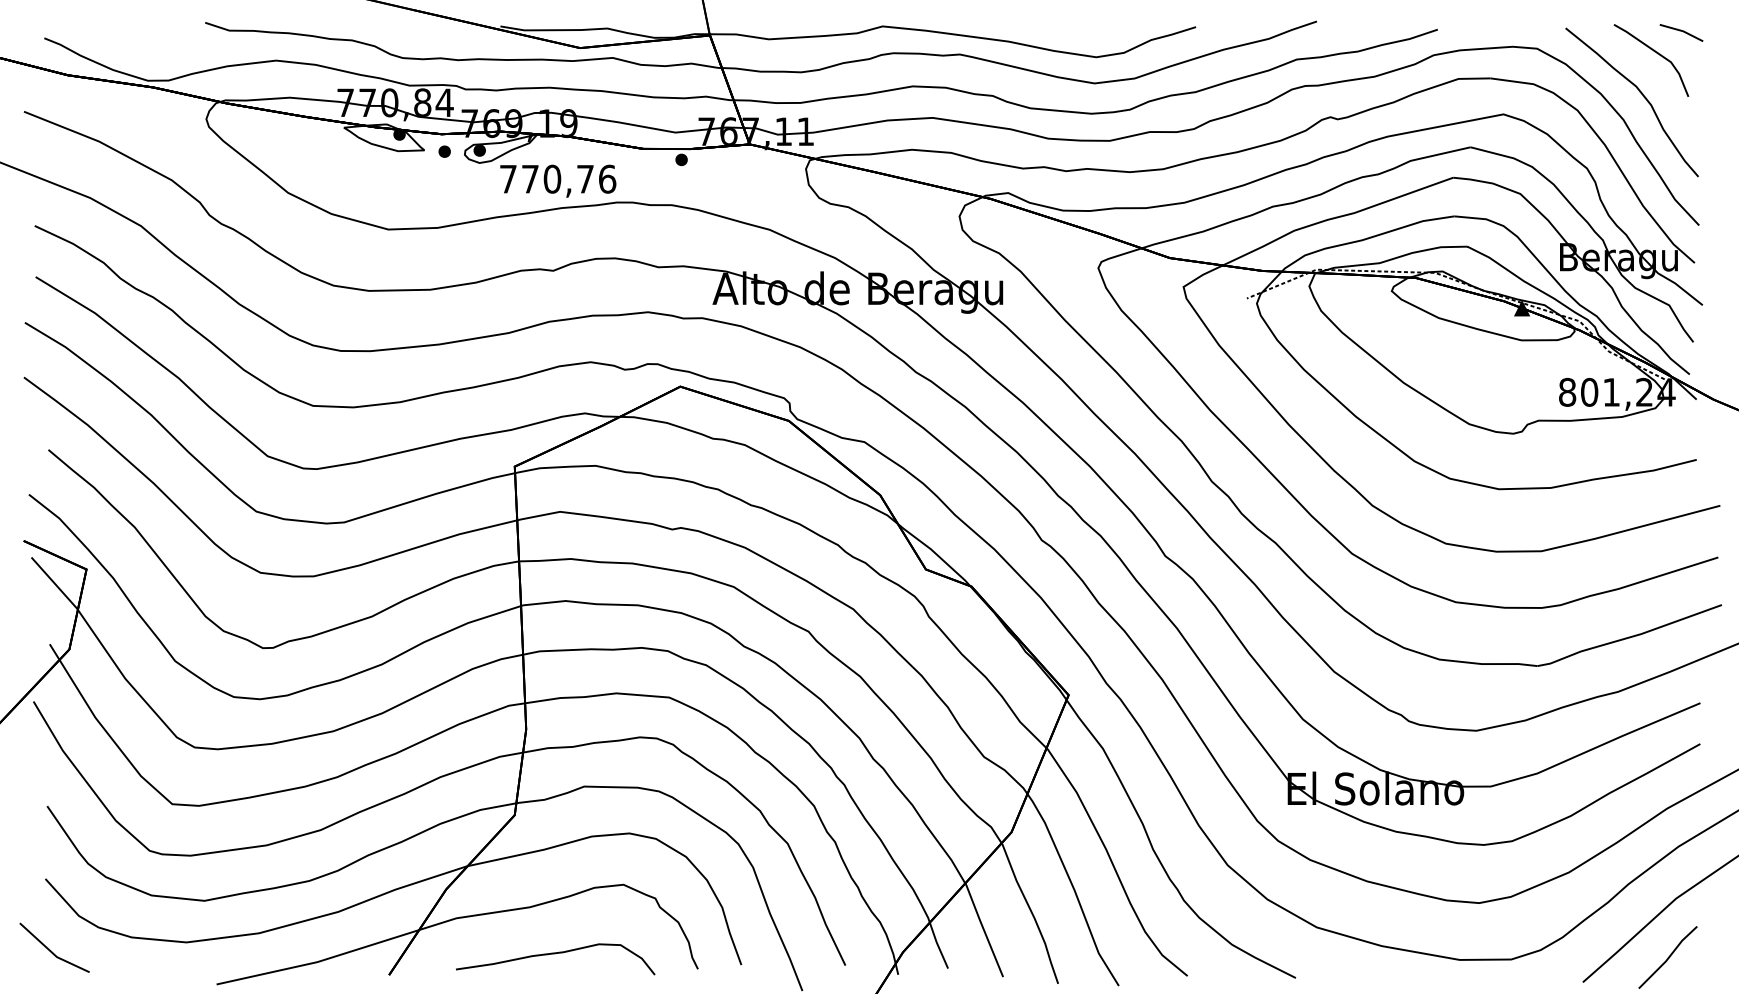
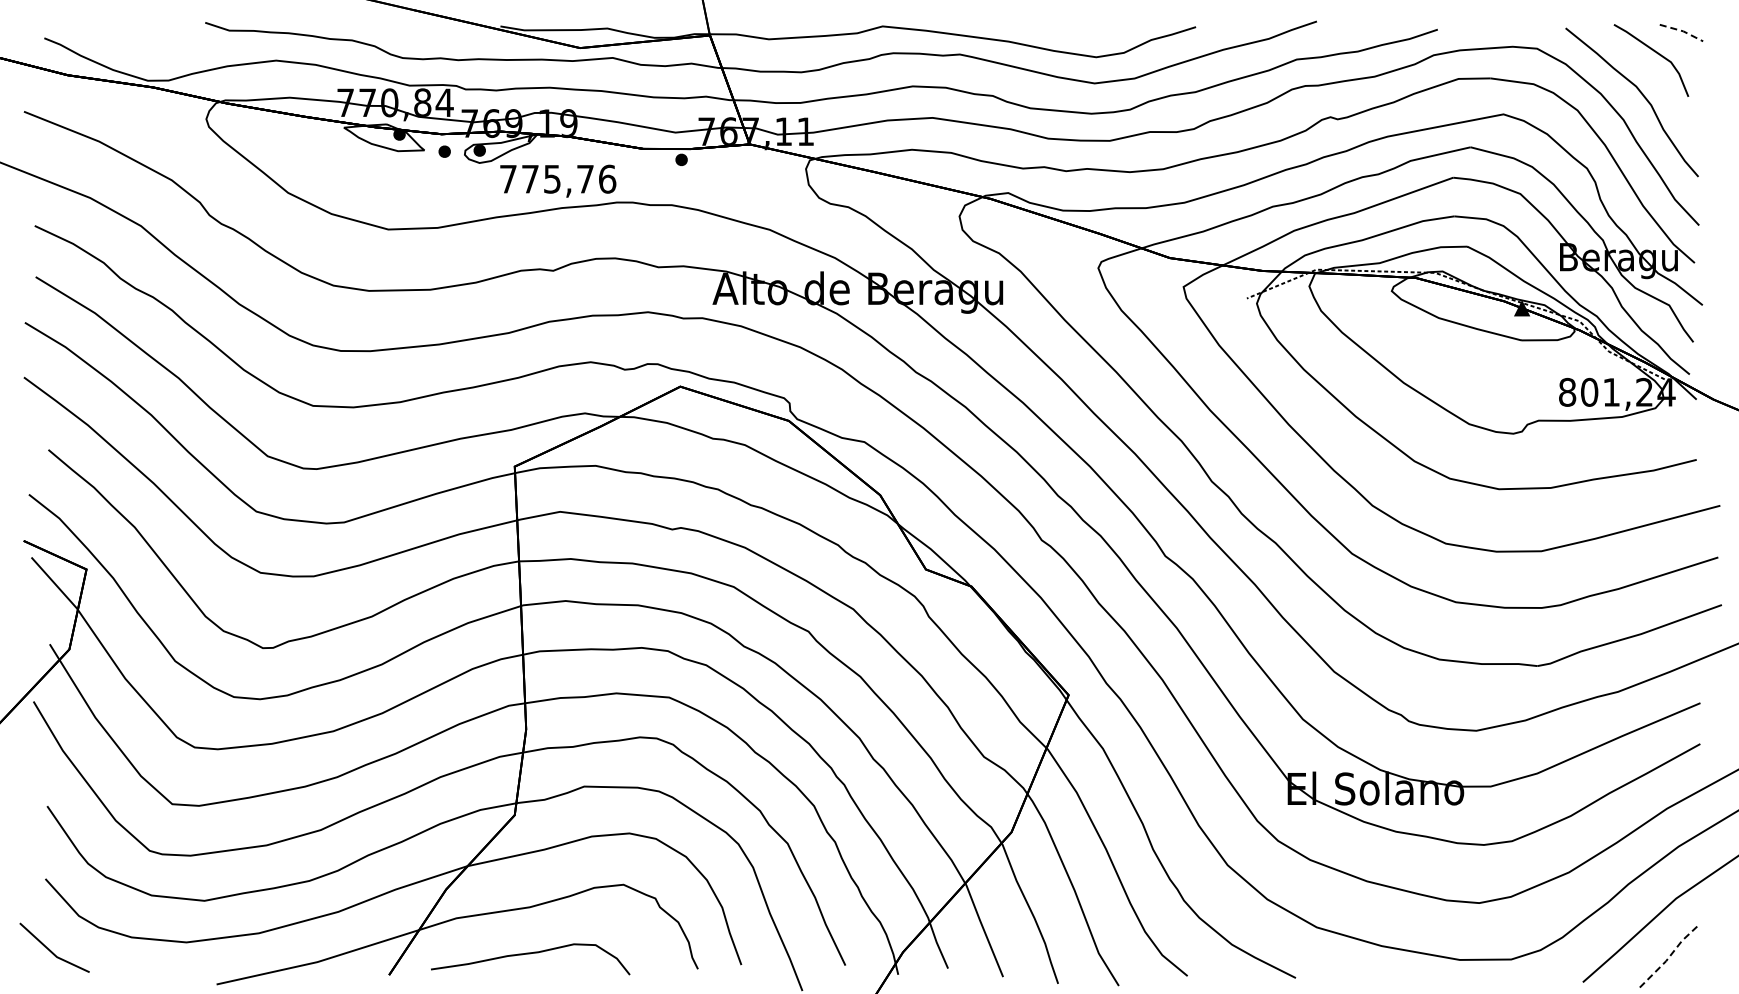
line: solid -> dashed (1683, 31)
text: 770,76 -> 775,76 (552, 178)
curve position: (555, 954) -> (530, 954) (530, 954)
line: solid -> dashed (1668, 958)
